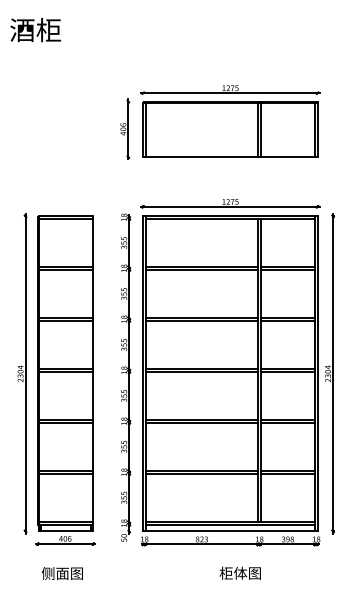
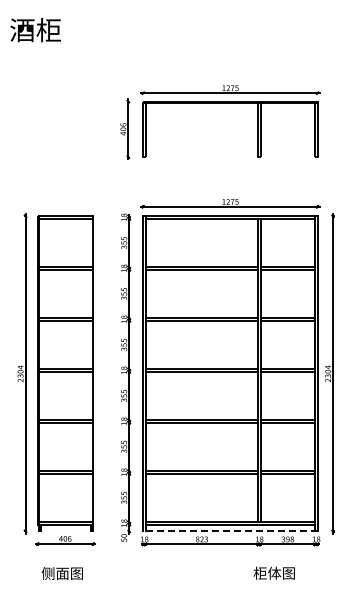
line: present -> none (230, 157)
line: present -> none (65, 531)
line: solid -> dashed (229, 531)
text position: (239, 572) -> (273, 572) (273, 572)
